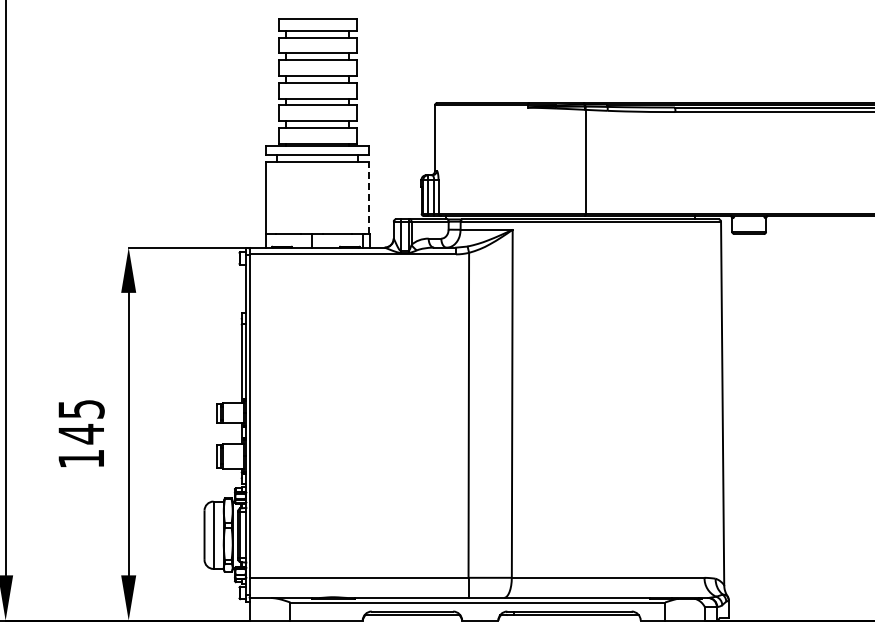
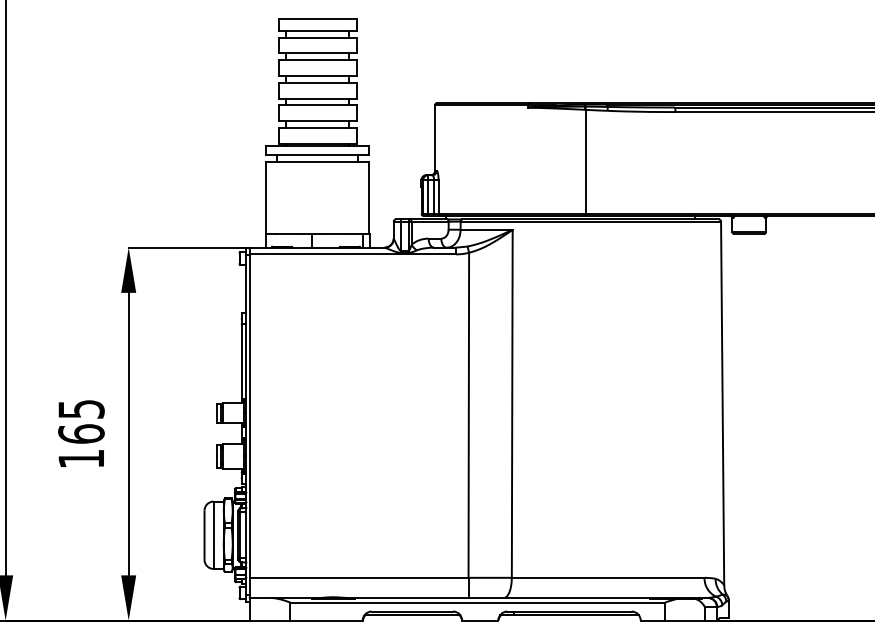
line: dashed -> solid (369, 197)
text: 145 -> 165 (81, 433)
